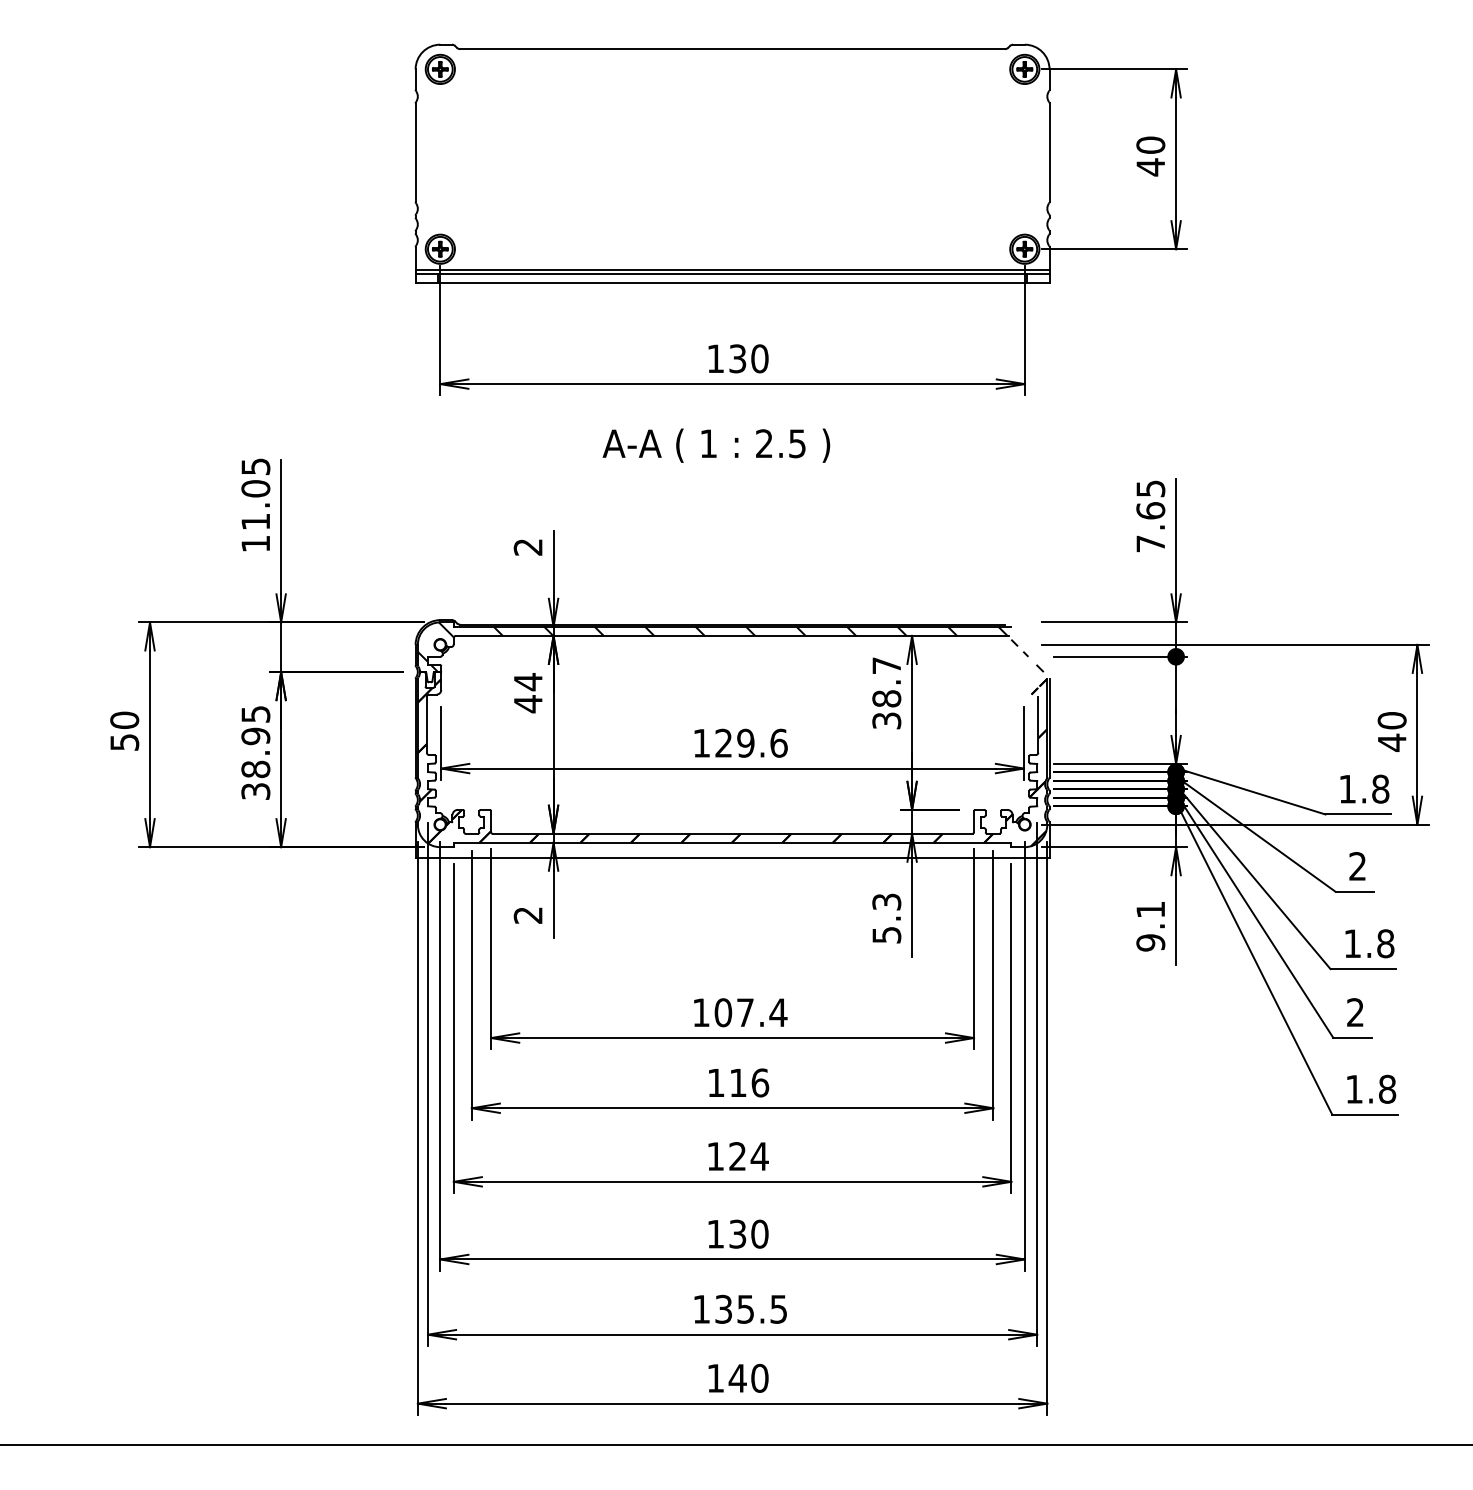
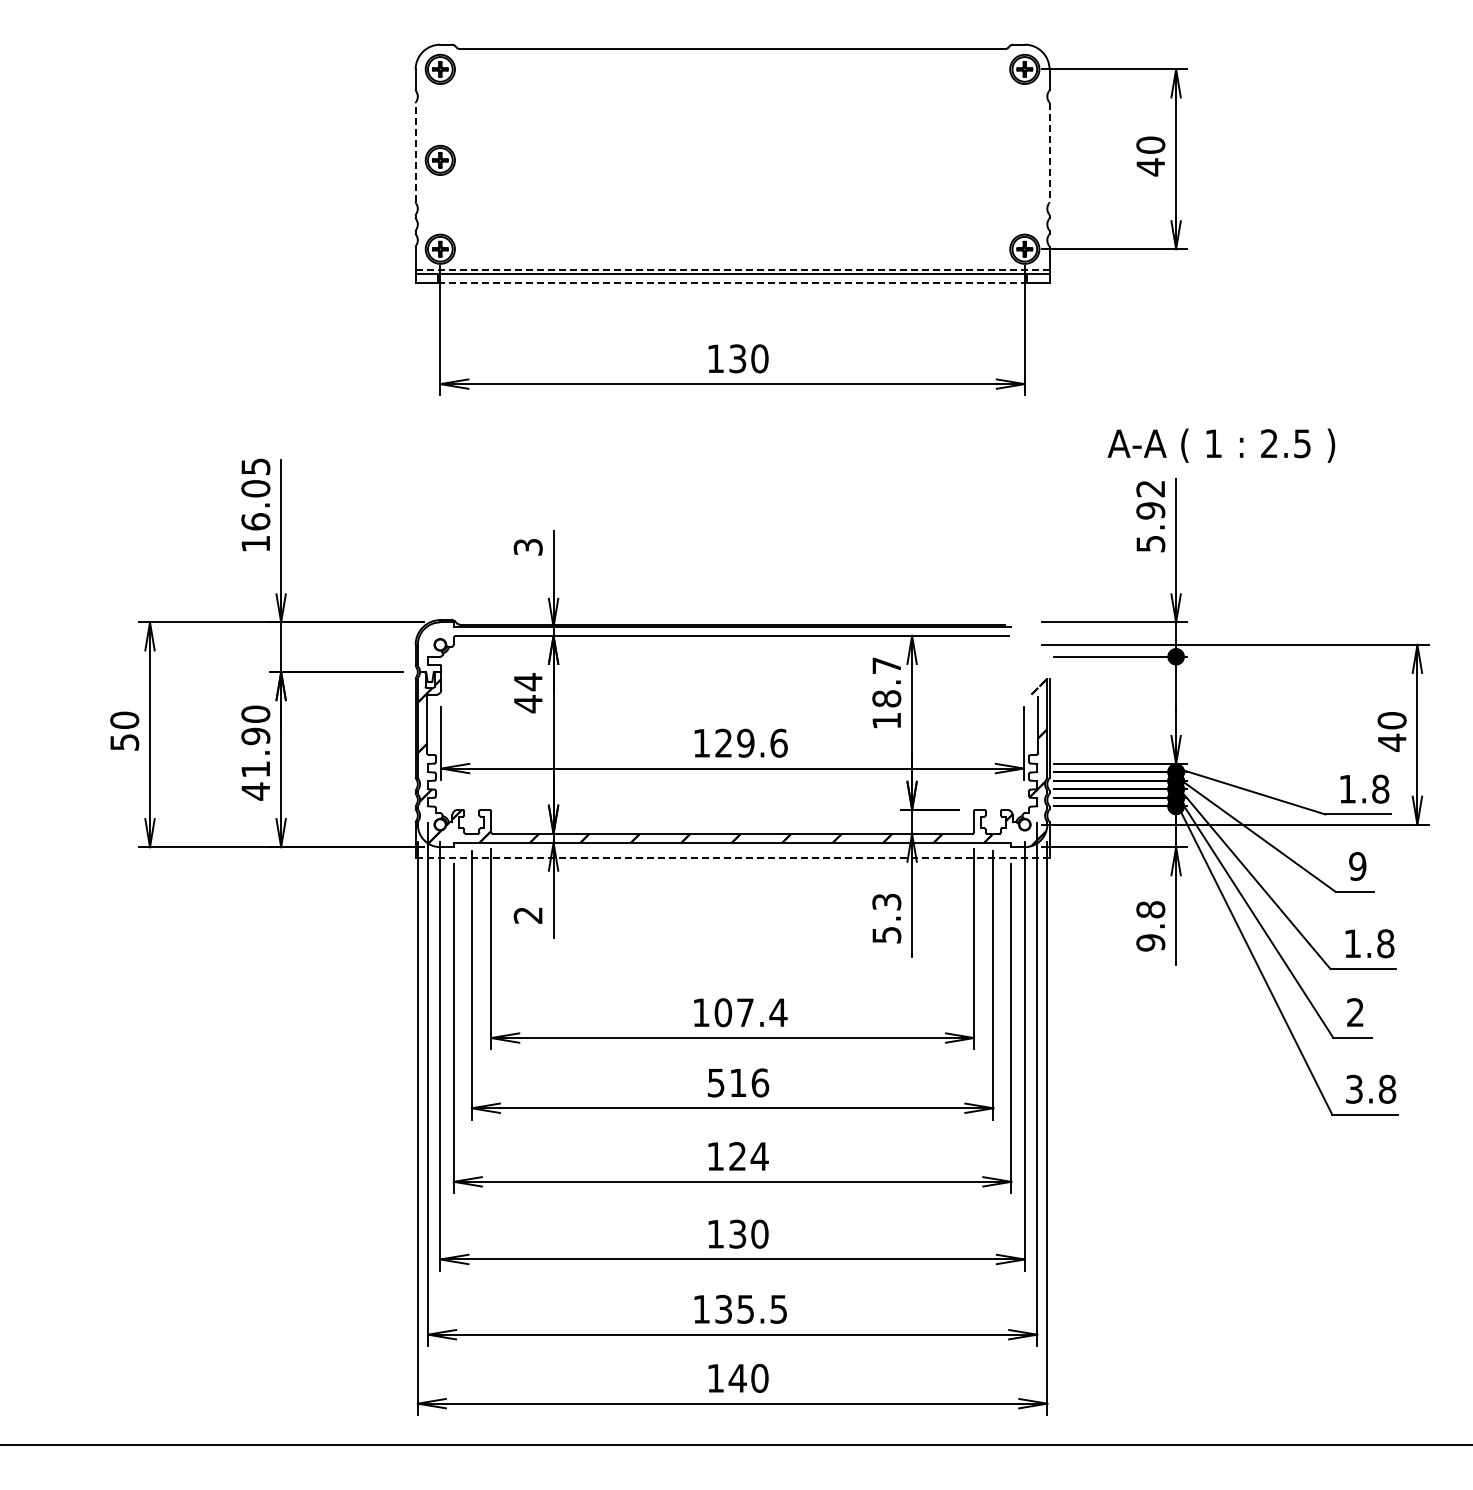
line: solid -> dashed (415, 152)
line: solid -> dashed (1049, 153)
part: none -> present (439, 159)
line: solid -> dashed (732, 269)
line: solid -> dashed (733, 282)
text position: (716, 445) -> (1221, 445) (1221, 445)
text: 7.65 -> 5.92 (1150, 516)
text: 11.05 -> 16.05 (255, 521)
text: 2 -> 3 (528, 547)
hatch: present -> none (730, 647)
text: 38.7 -> 18.7 (886, 720)
text: 38.95 -> 41.90 (255, 752)
line: solid -> dashed (732, 858)
text: 2 -> 9 (1357, 866)
text: 9.1 -> 9.8 (1150, 909)
text: 116 -> 516 (716, 1083)
text: 1.8 -> 3.8 (1354, 1088)
